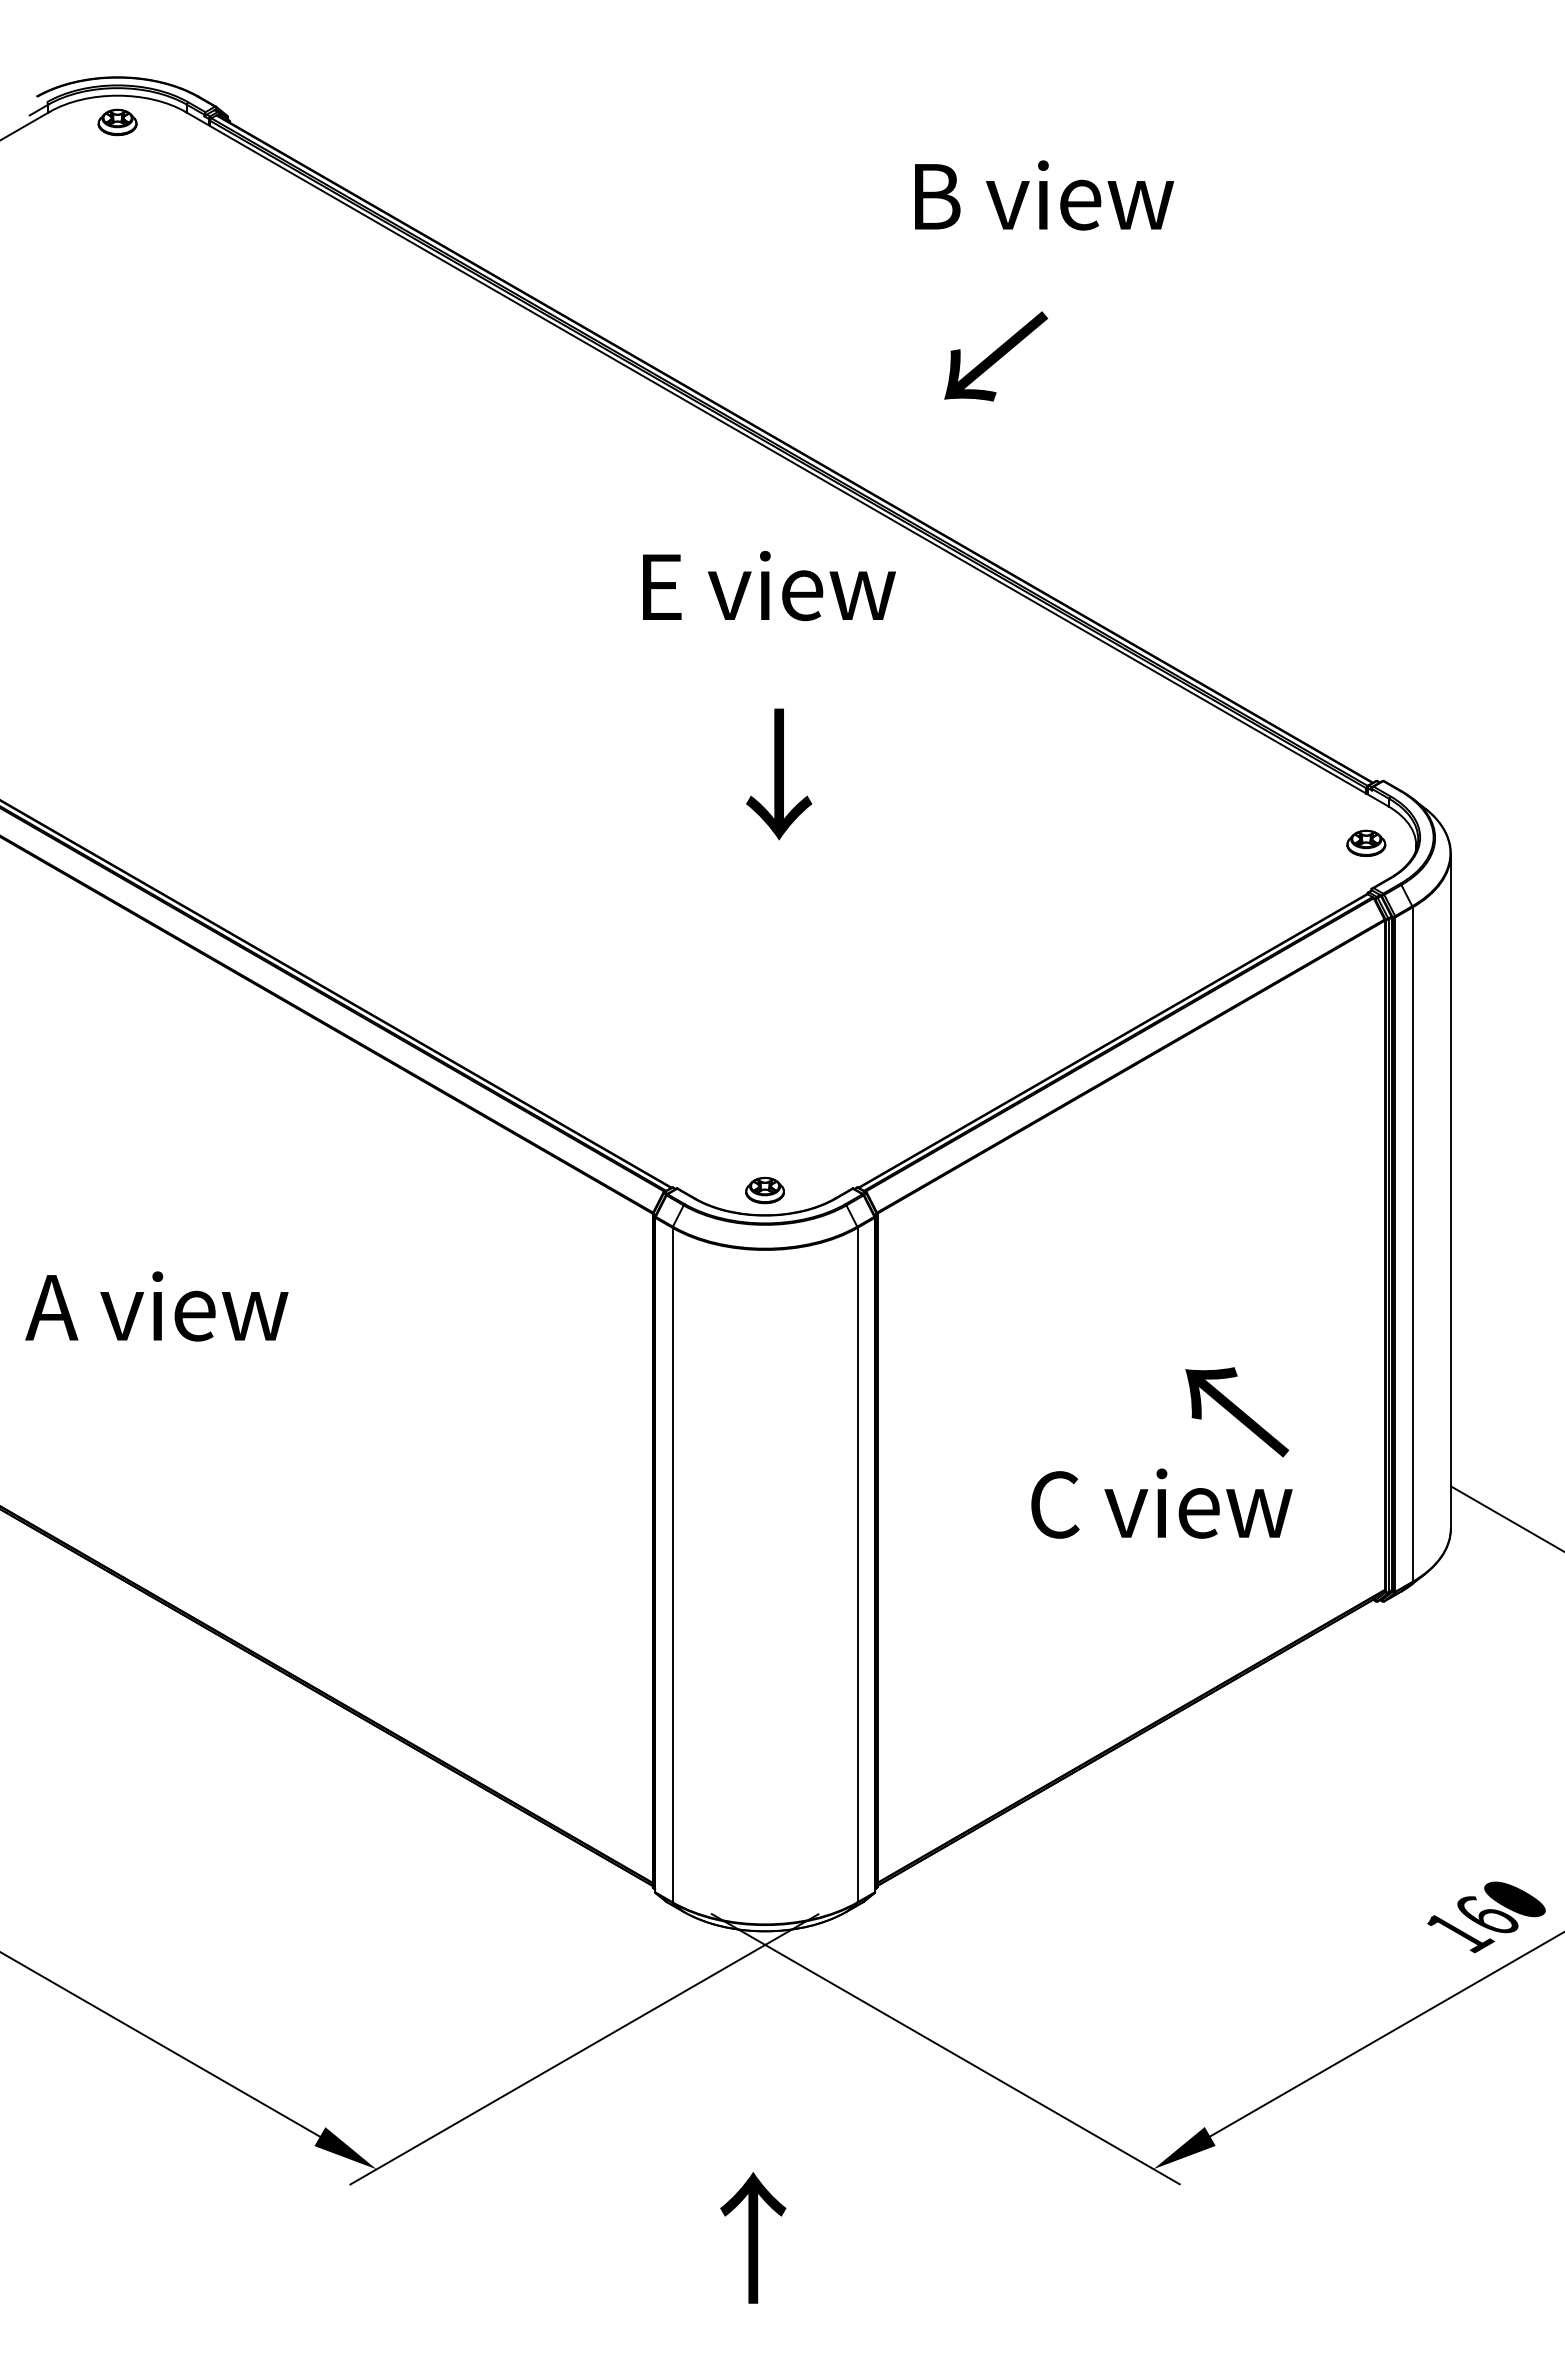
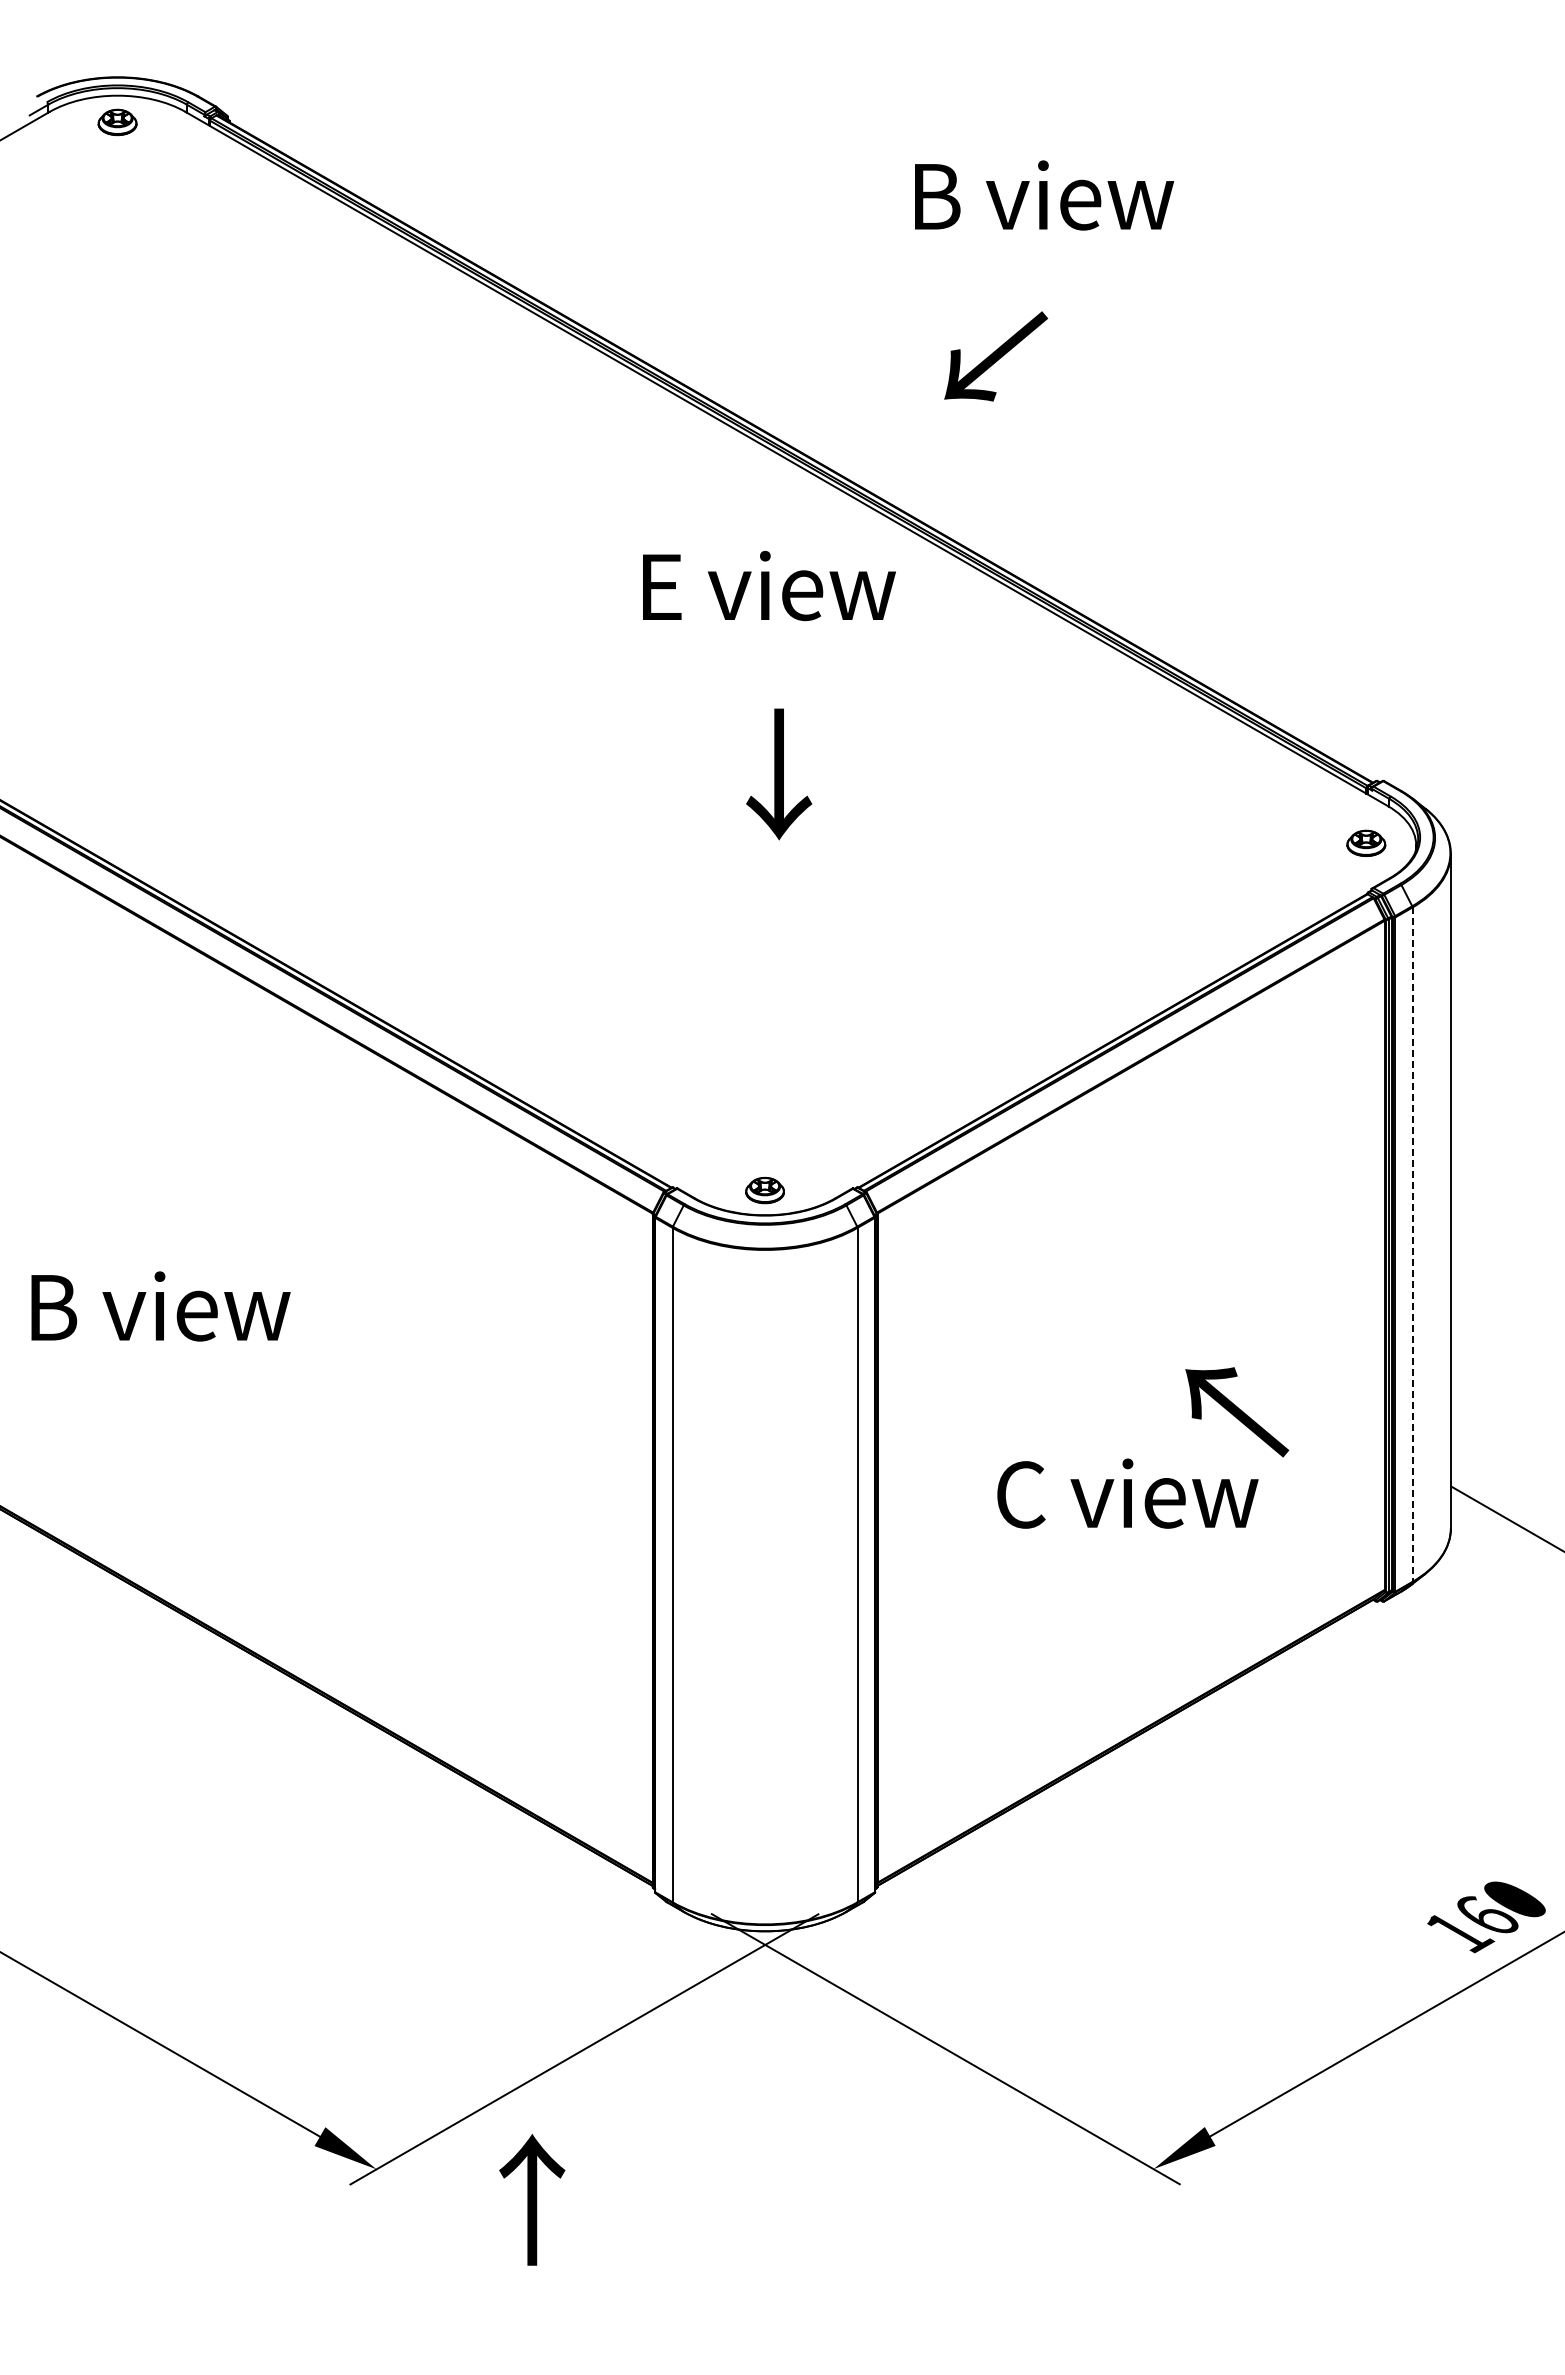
line: solid -> dashed (1412, 1245)
text: A view -> B view (157, 1306)
text position: (1161, 1503) -> (1127, 1493) (1127, 1493)
text position: (753, 2237) -> (532, 2199) (532, 2199)
